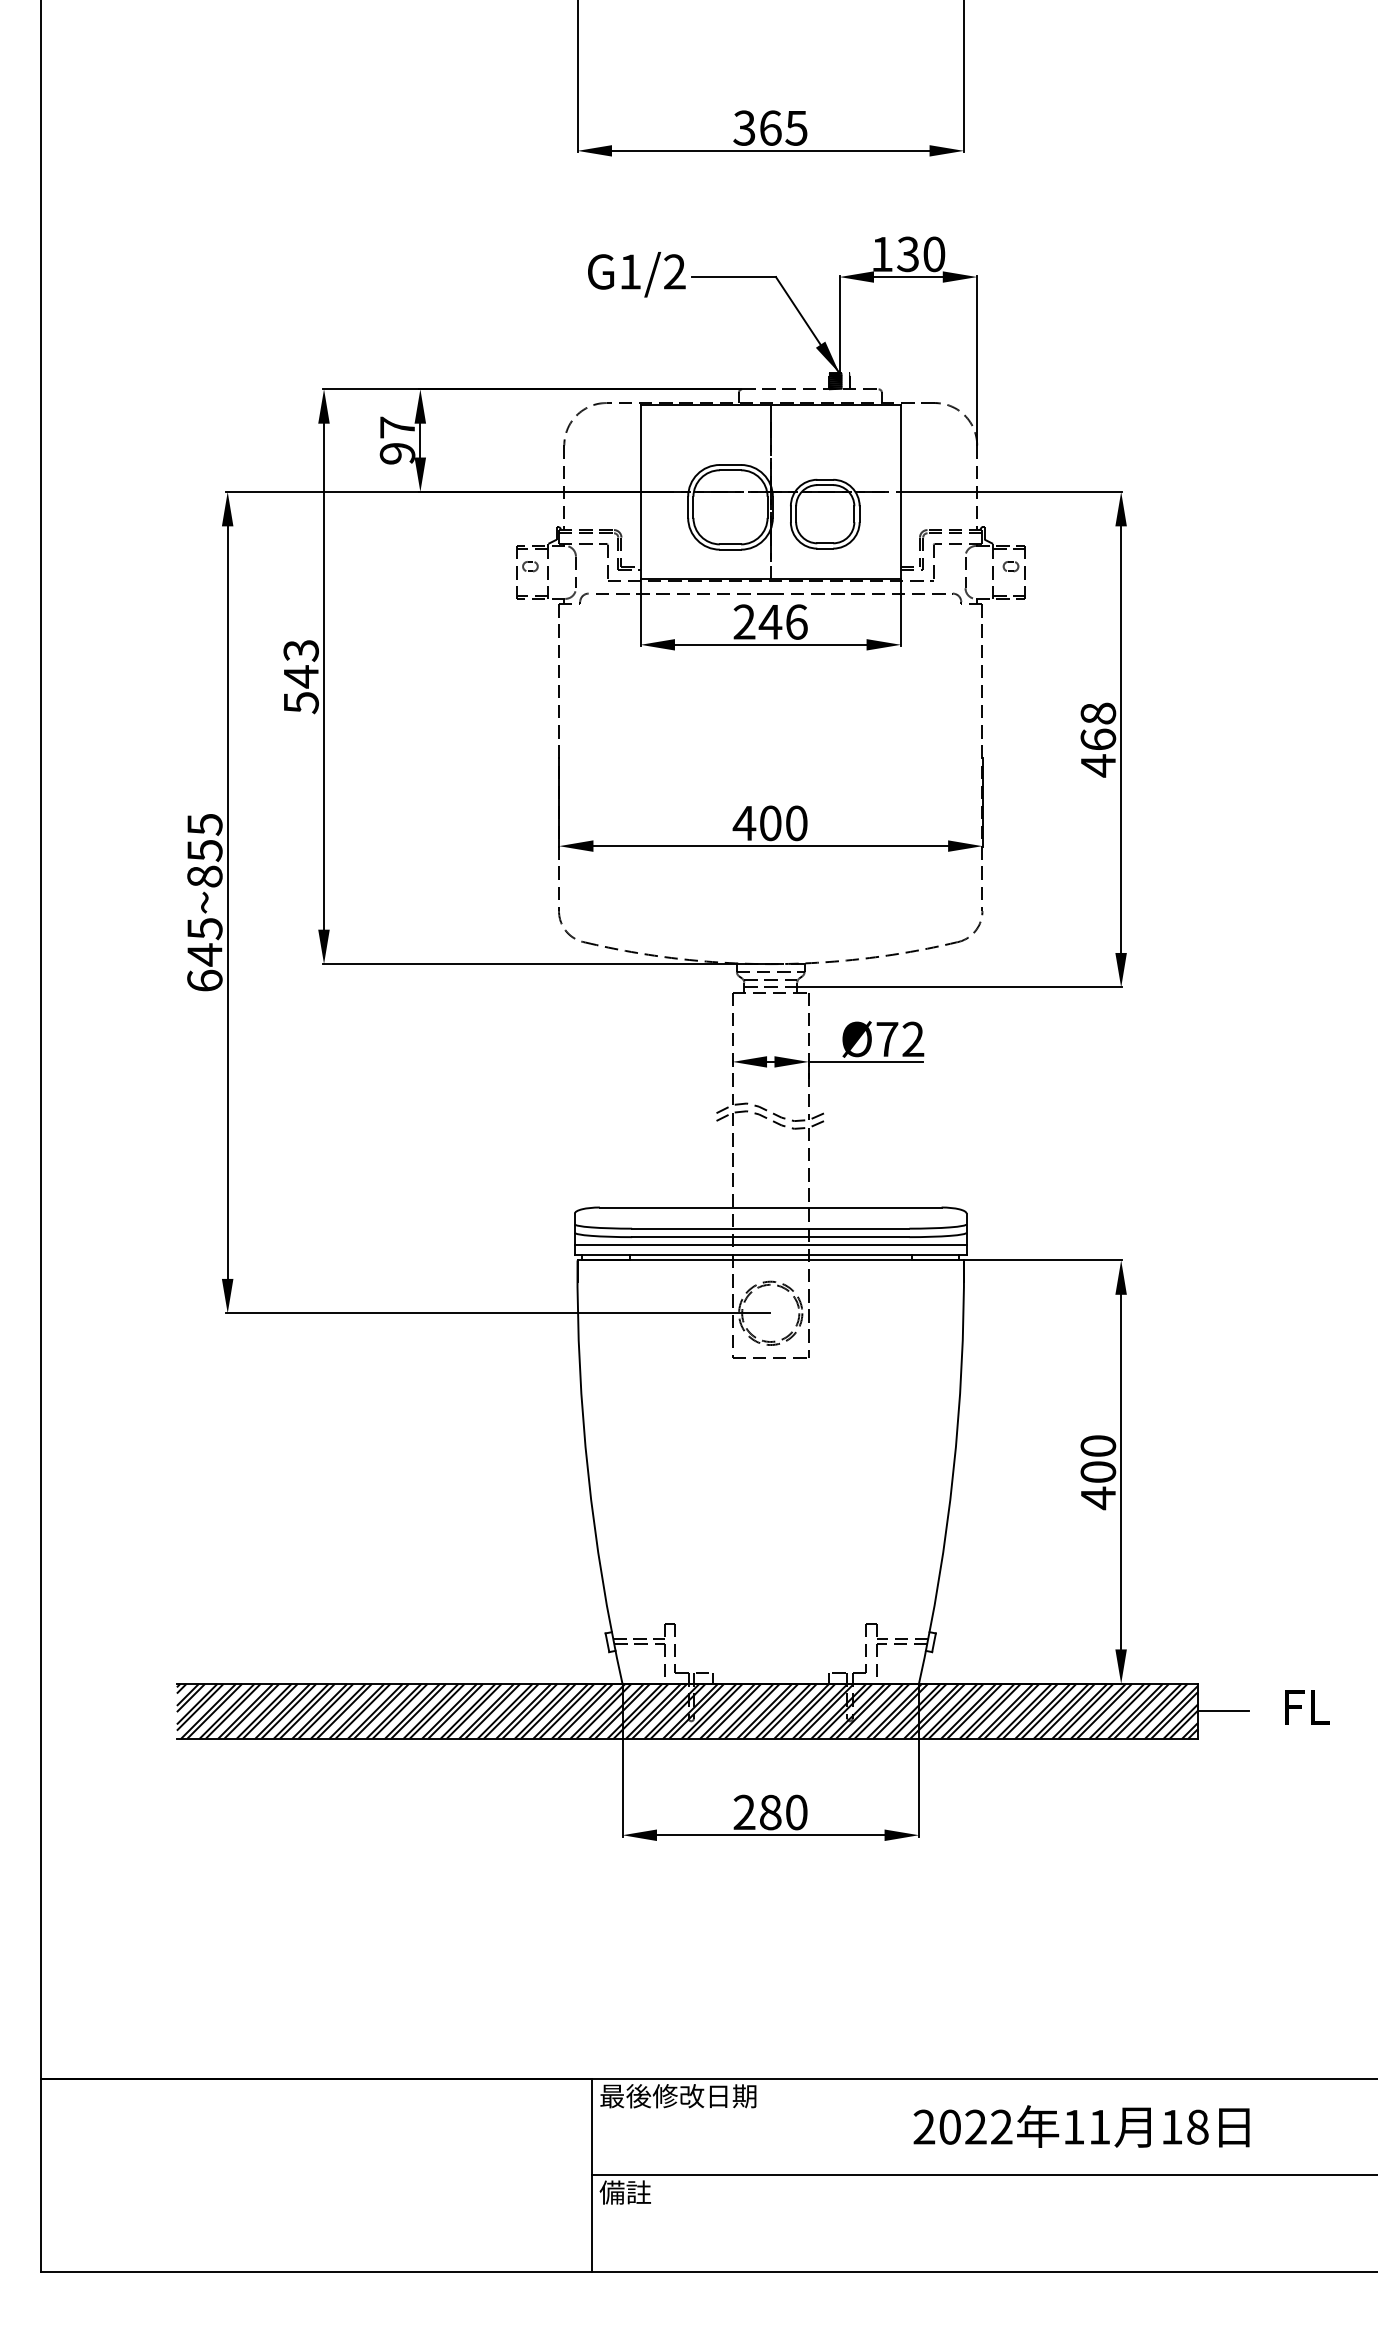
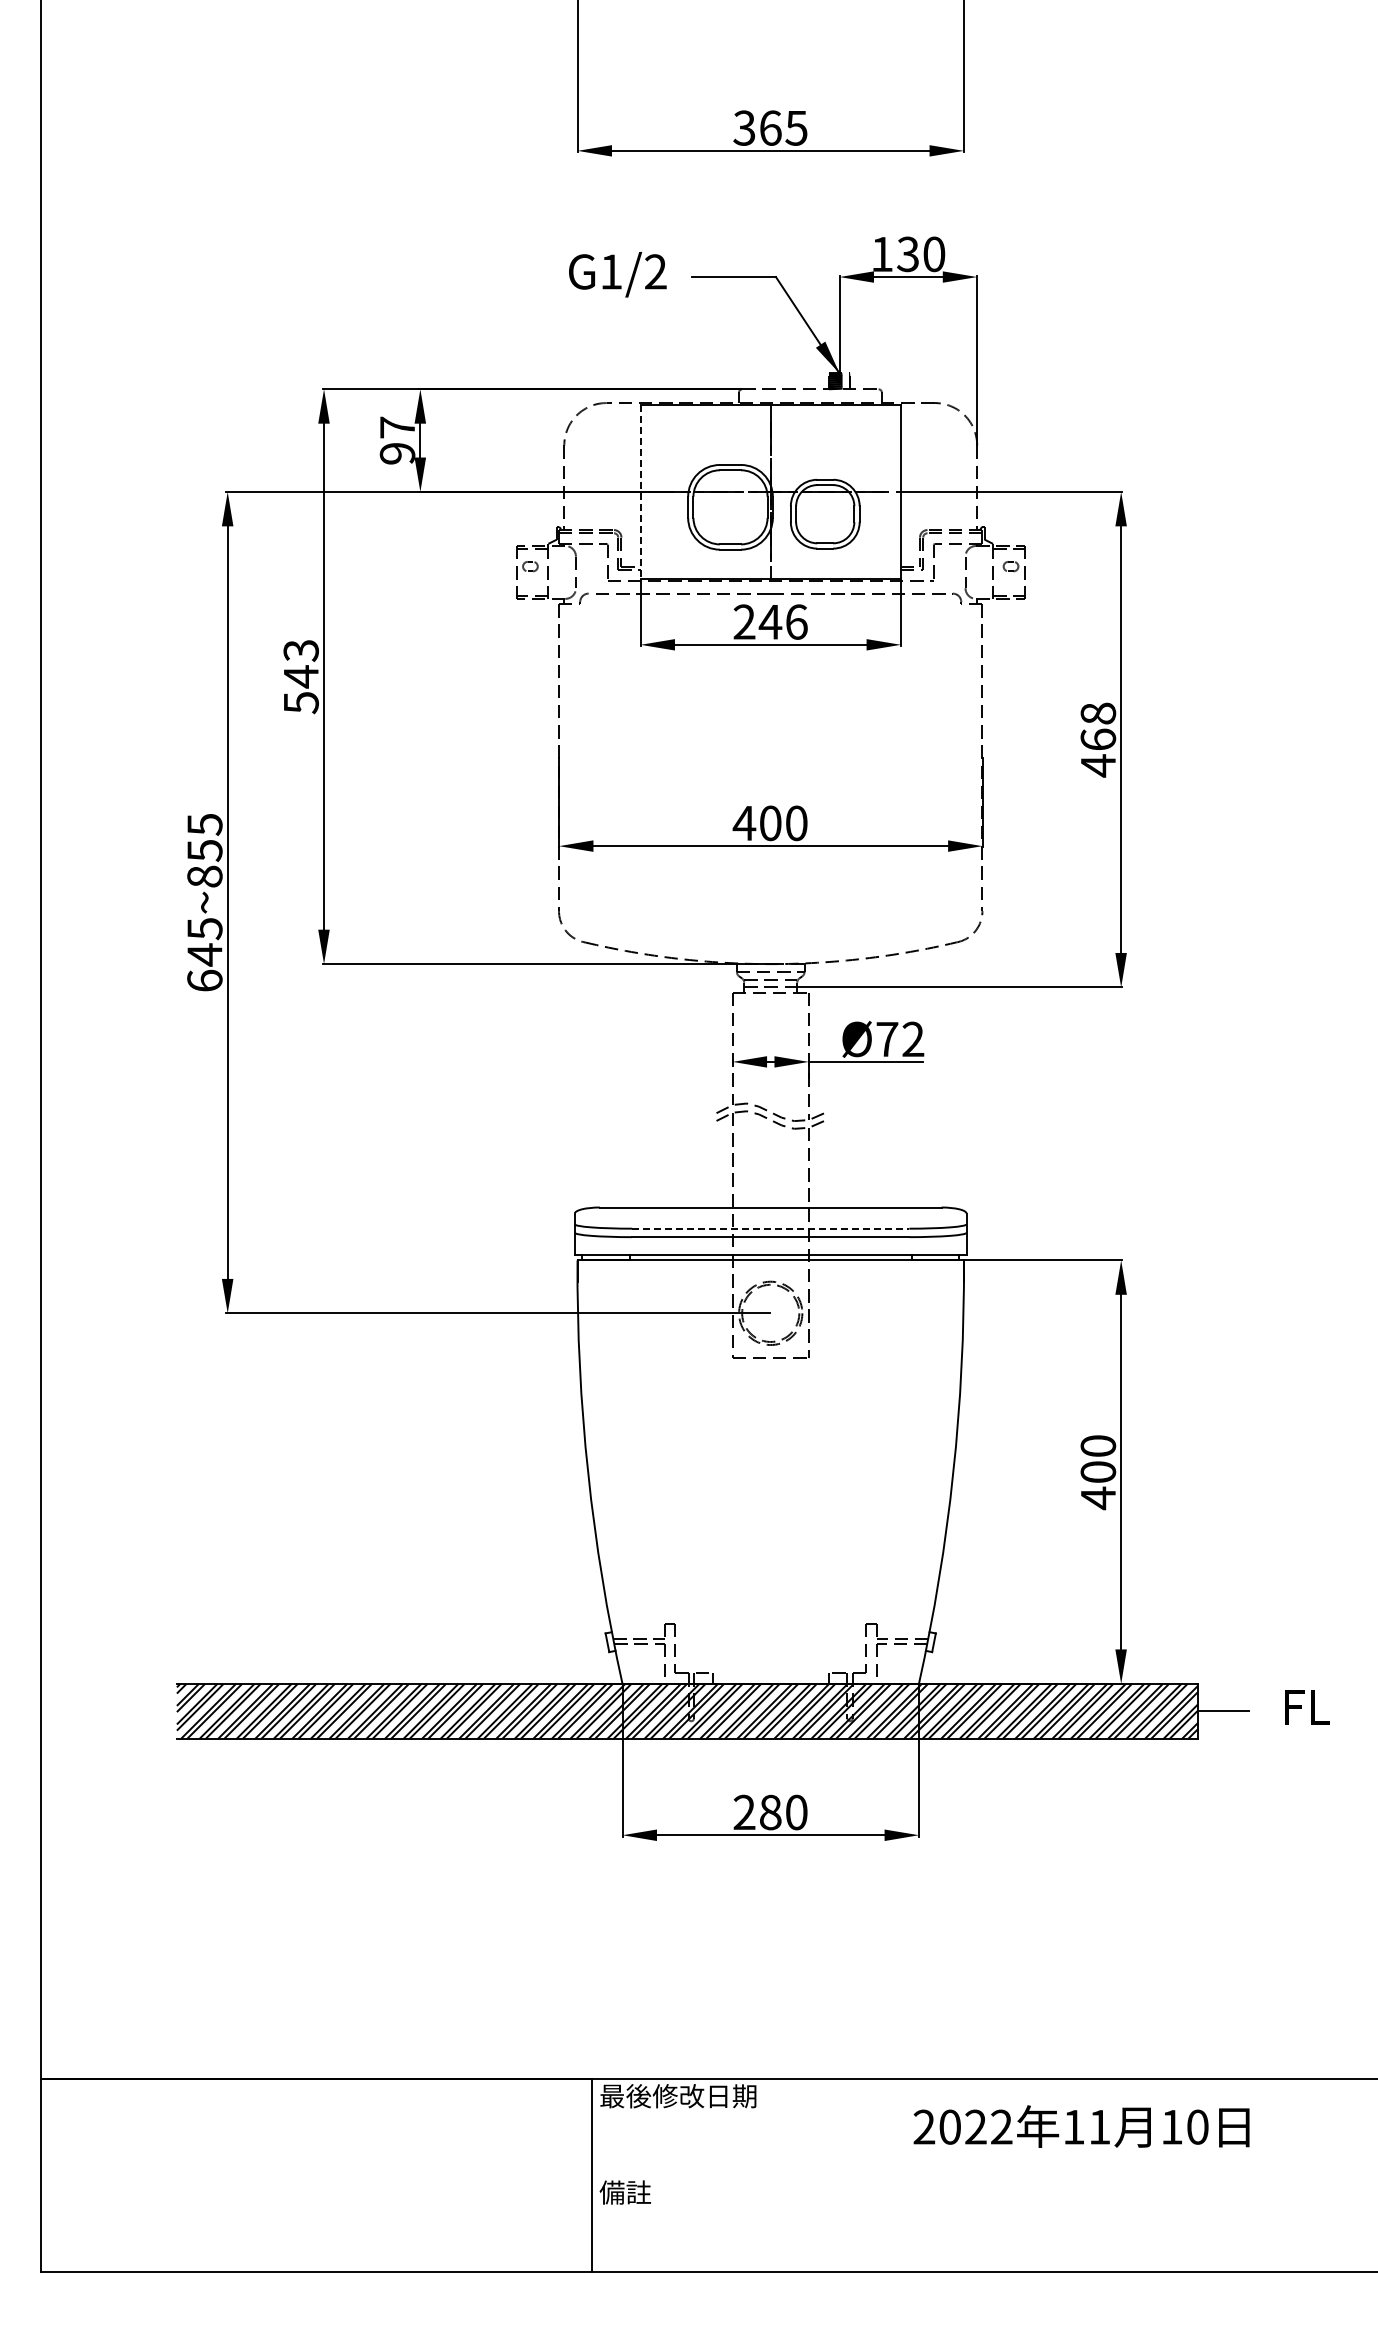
text position: (636, 274) -> (617, 274) (617, 274)
line: solid -> dashed (640, 492)
line: solid -> dashed (770, 1228)
line: present -> none (770, 1244)
text: 18 -> 10 (1197, 2126)
line: present -> none (982, 2175)
